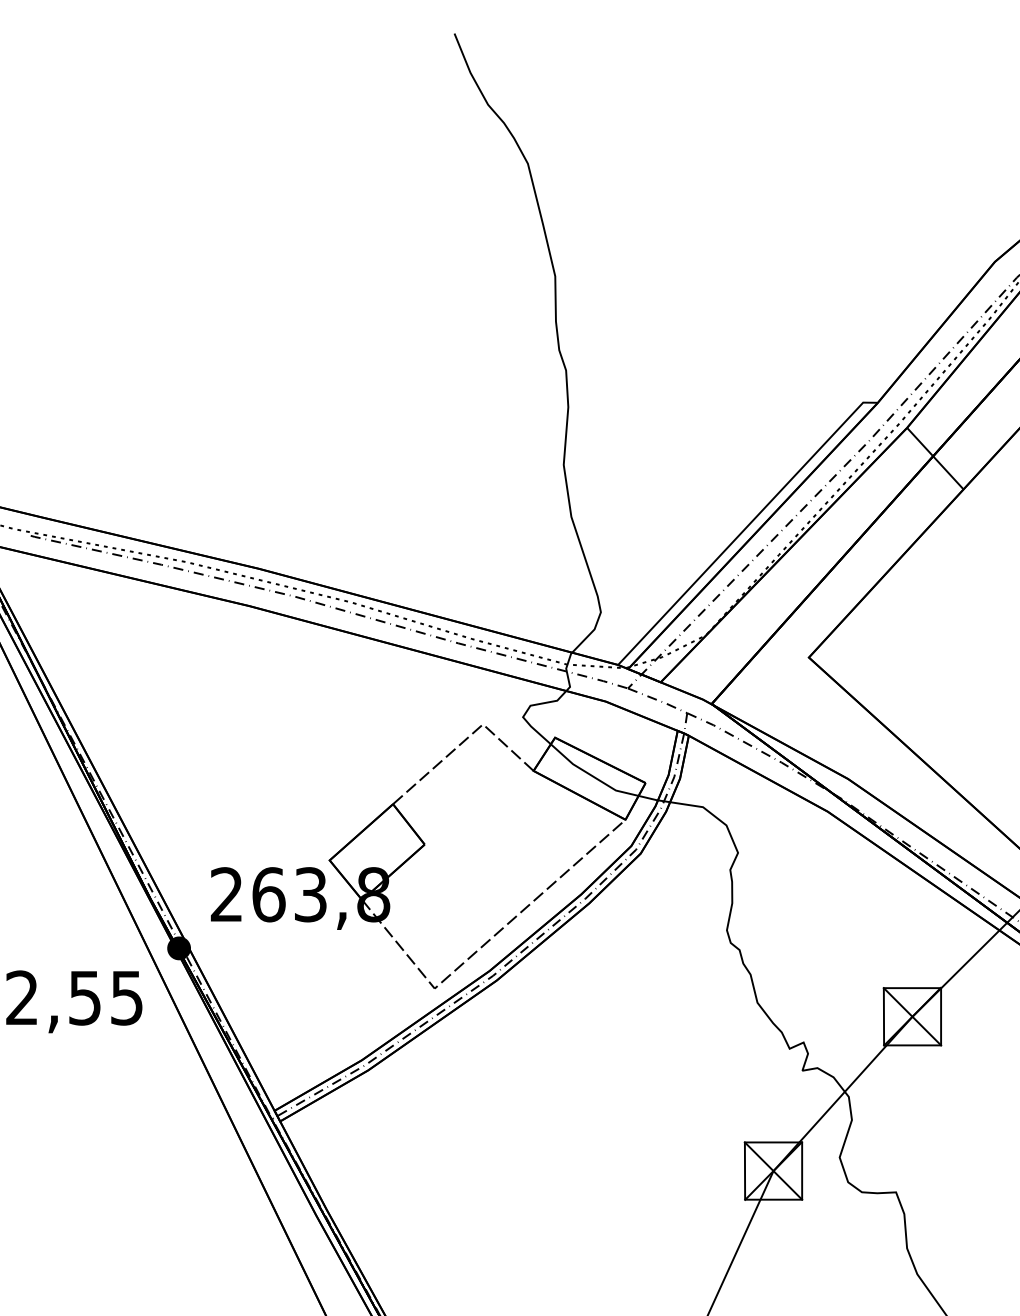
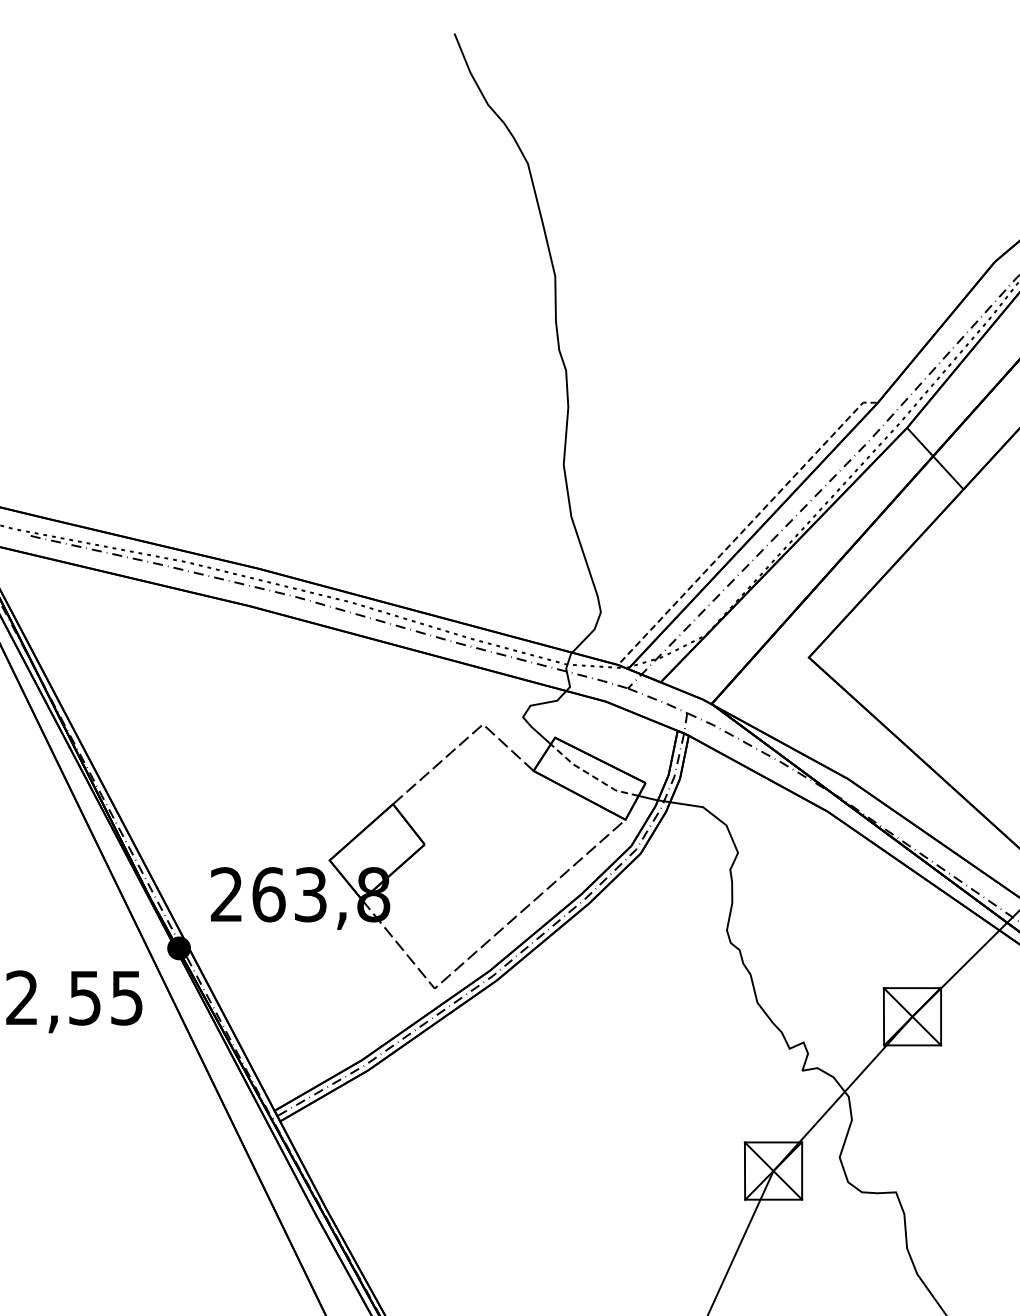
line: solid -> dashed (746, 527)
line: solid -> dashed (591, 775)
